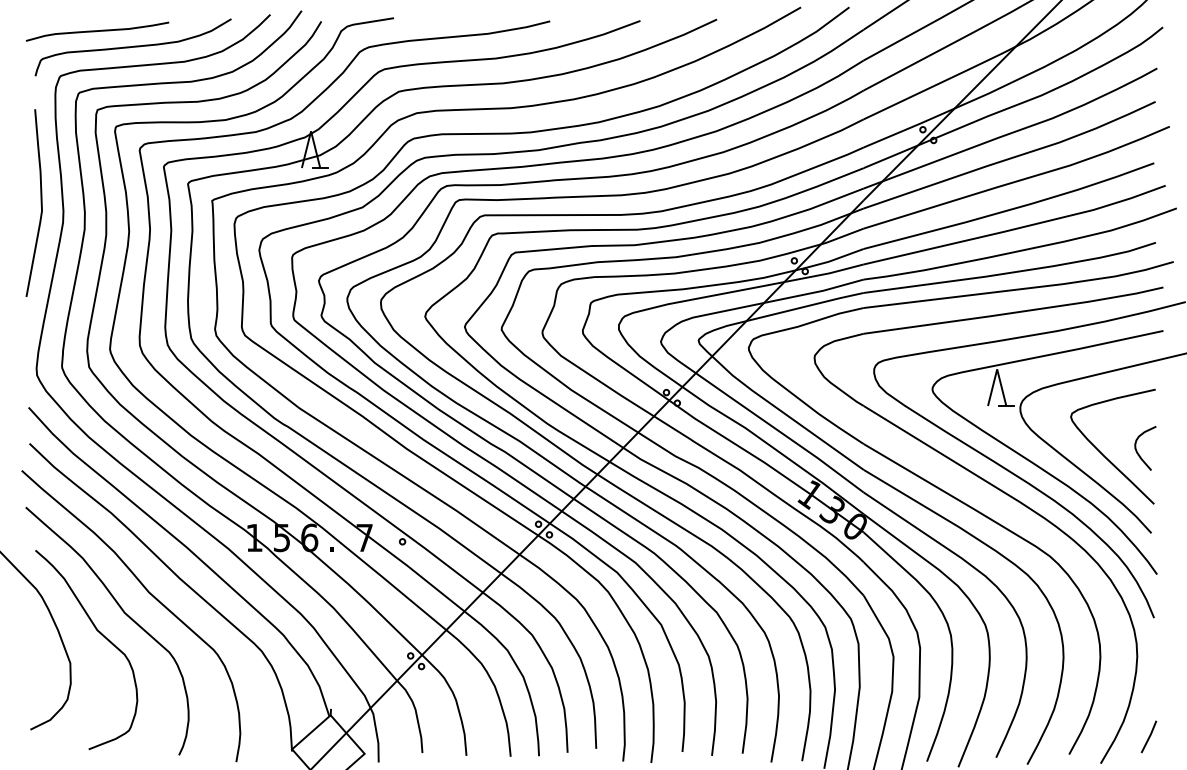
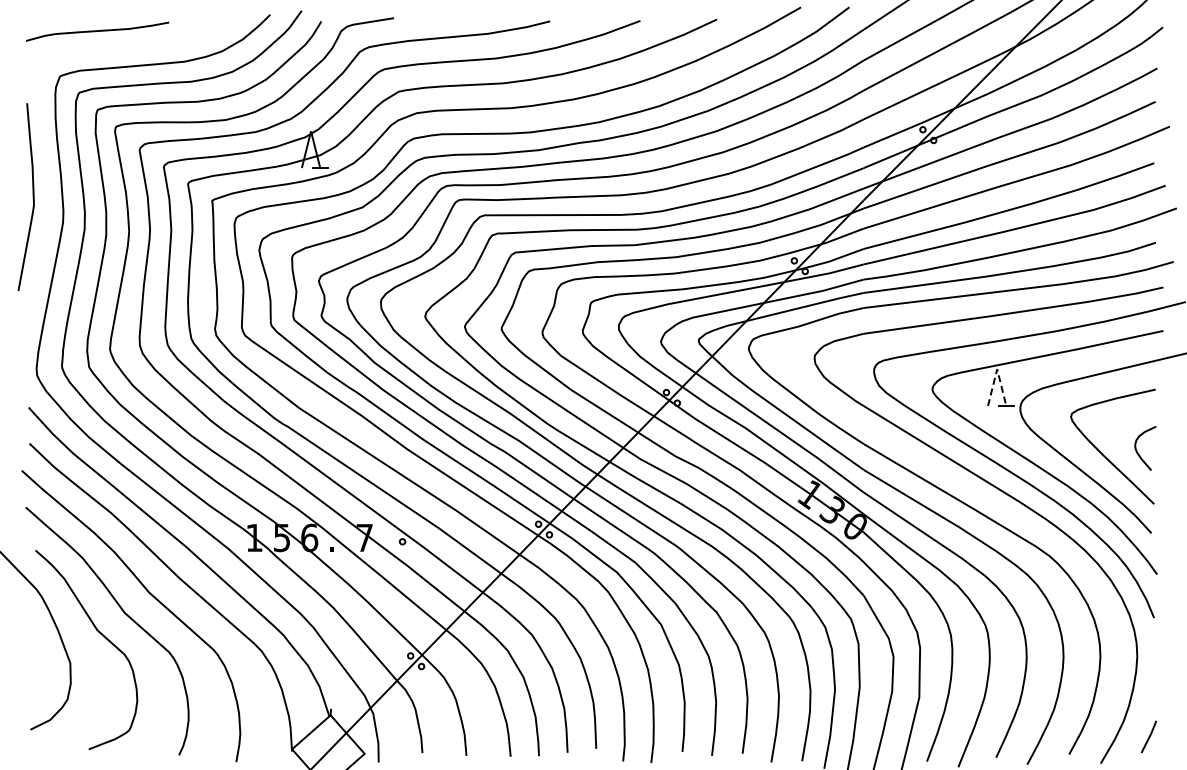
curve: present -> none (132, 47)
curve position: (40, 202) -> (32, 196) (32, 196)
line: solid -> dashed (997, 369)
